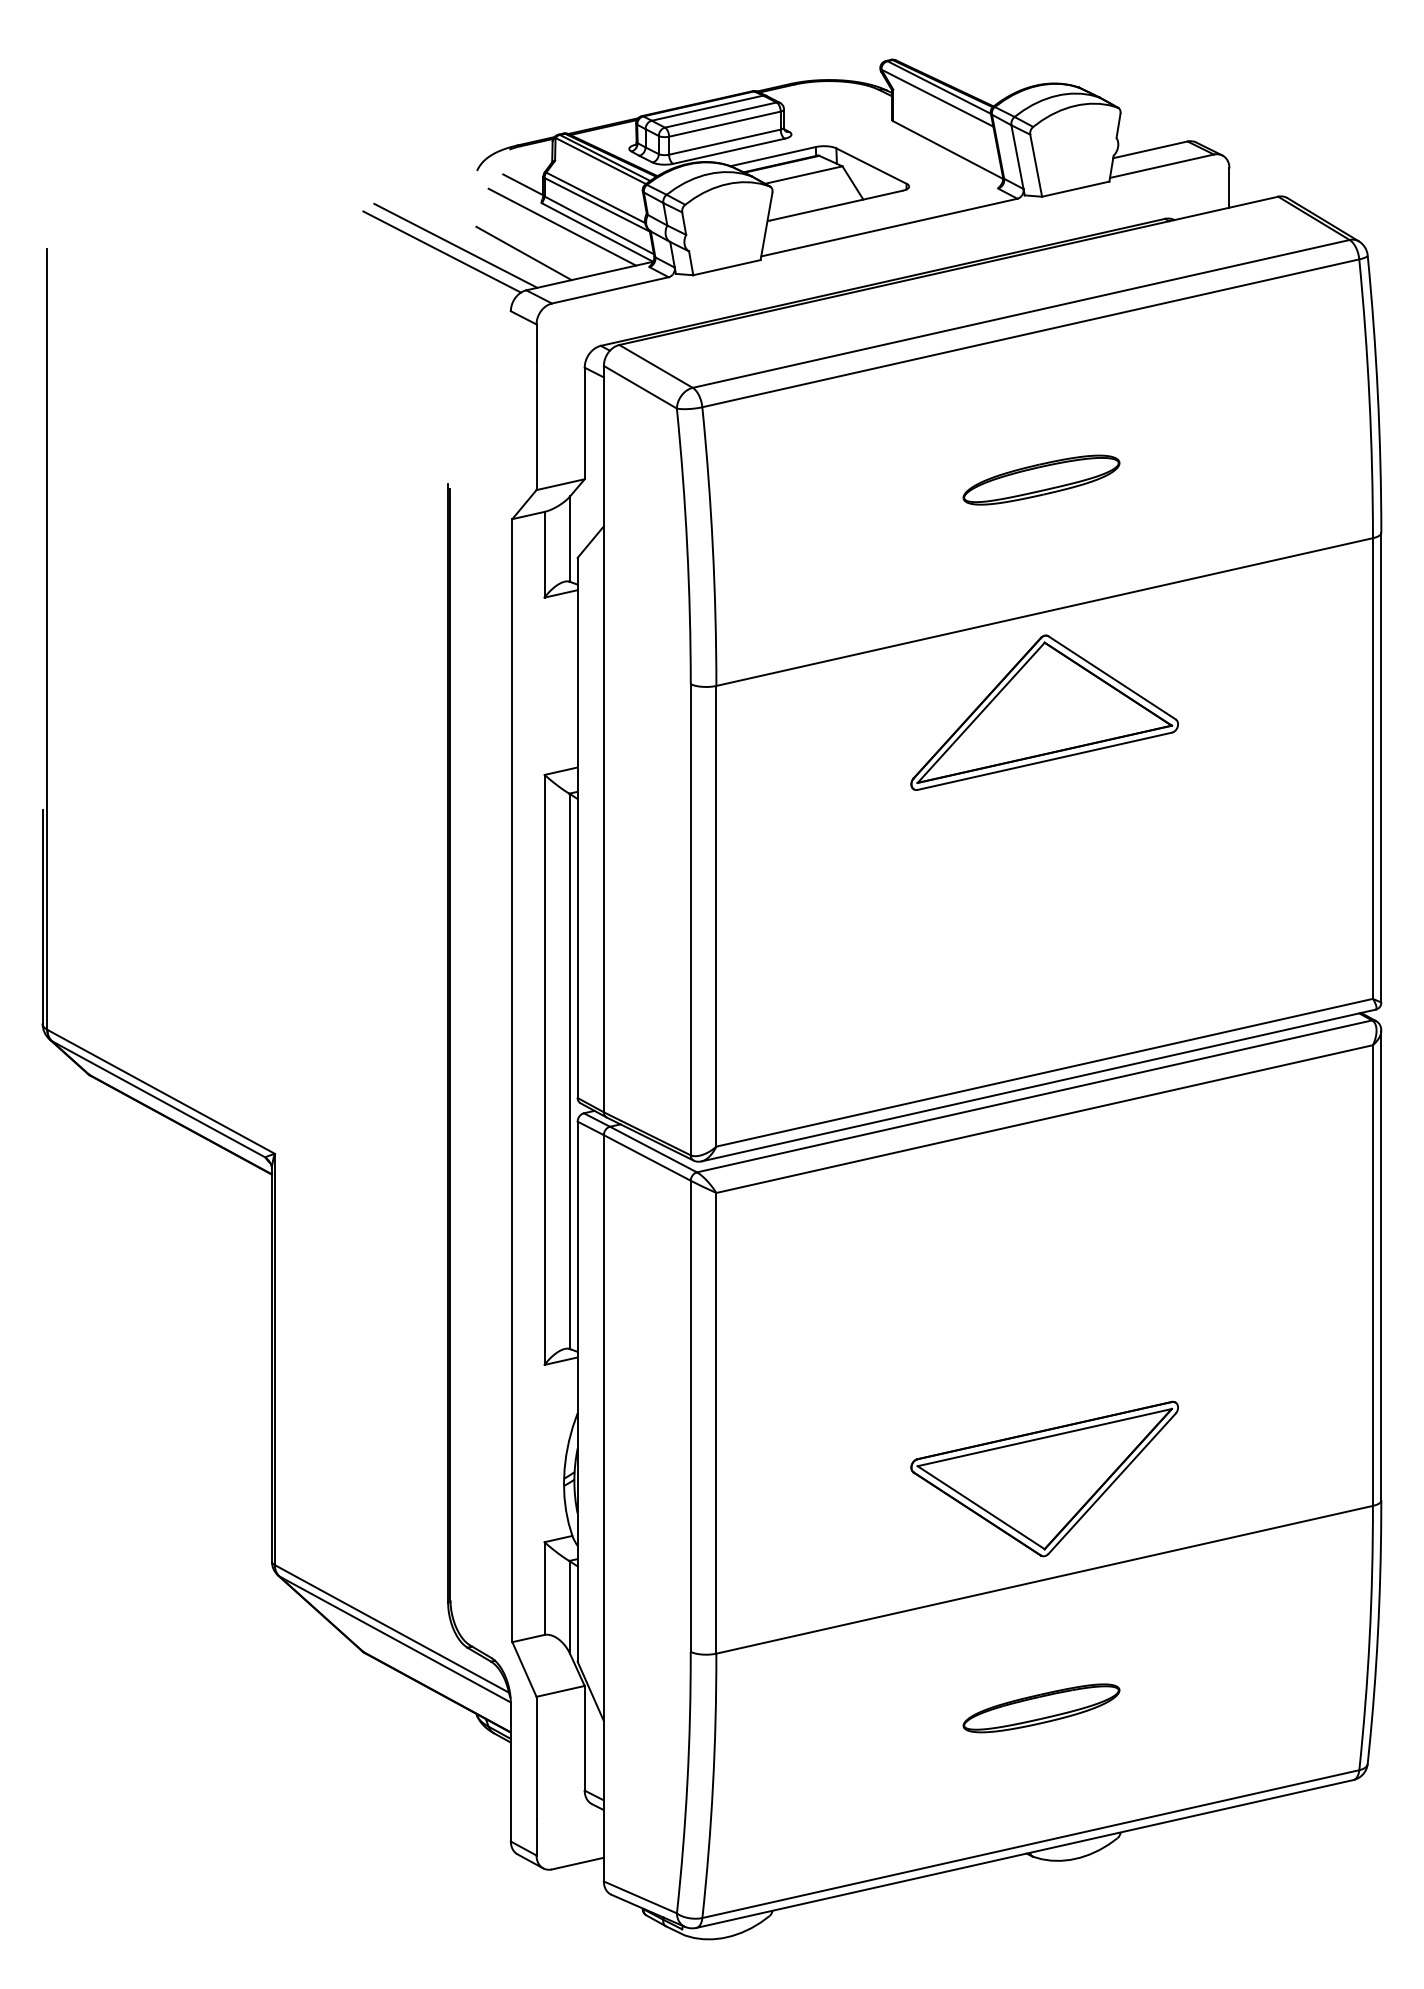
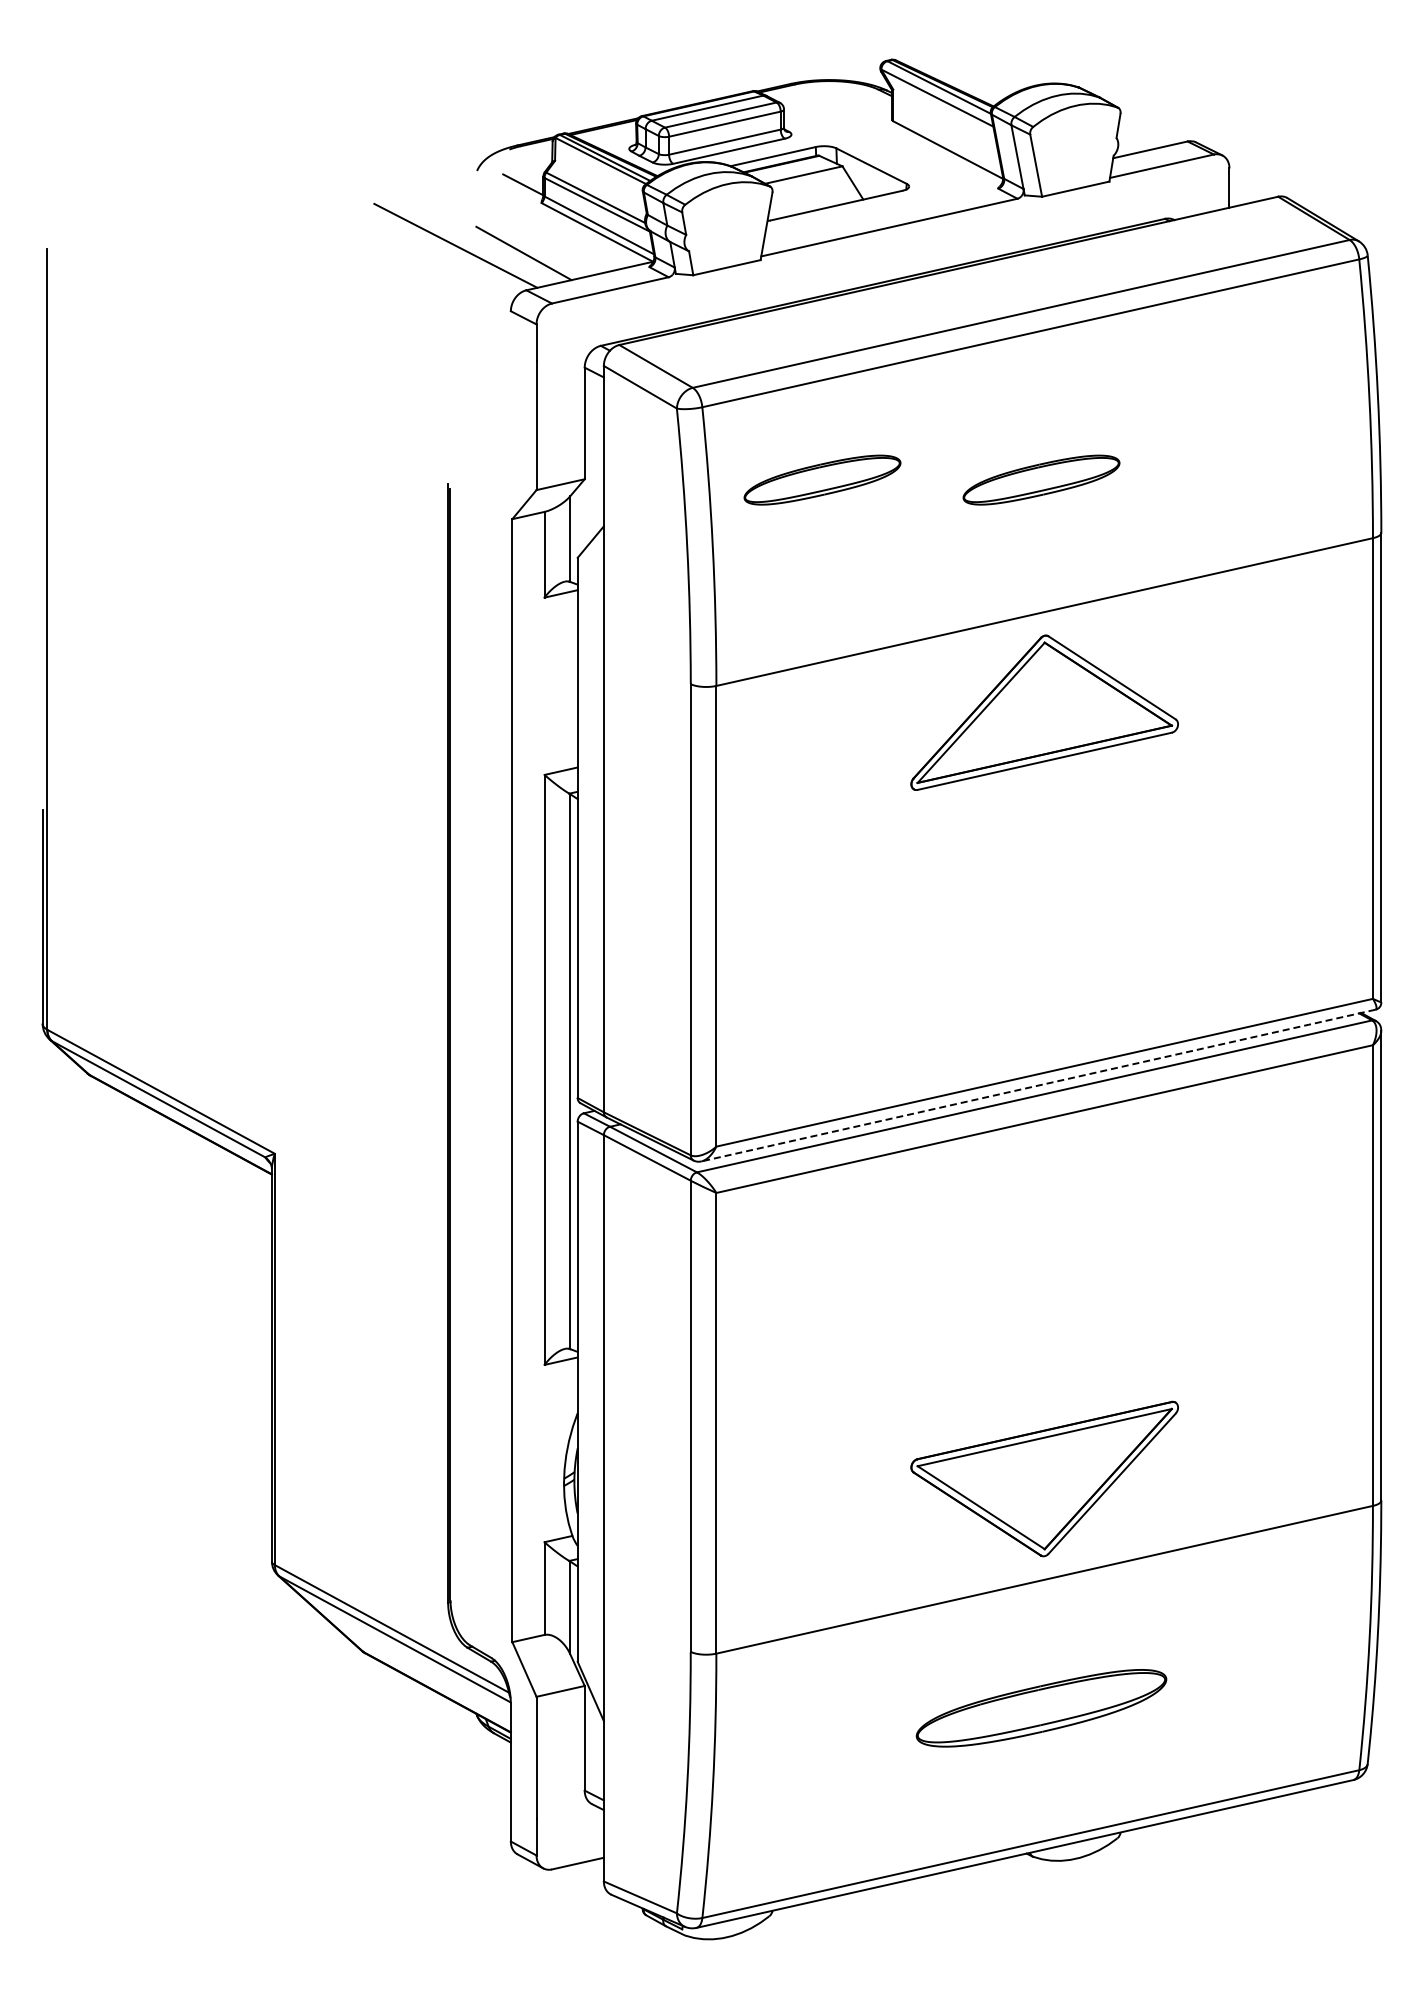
line: present -> none (562, 226)
line: present -> none (441, 251)
part: none -> present (822, 479)
line: solid -> dashed (1038, 1085)
part size: 159x51 px -> 253x79 px (1041, 1708)
